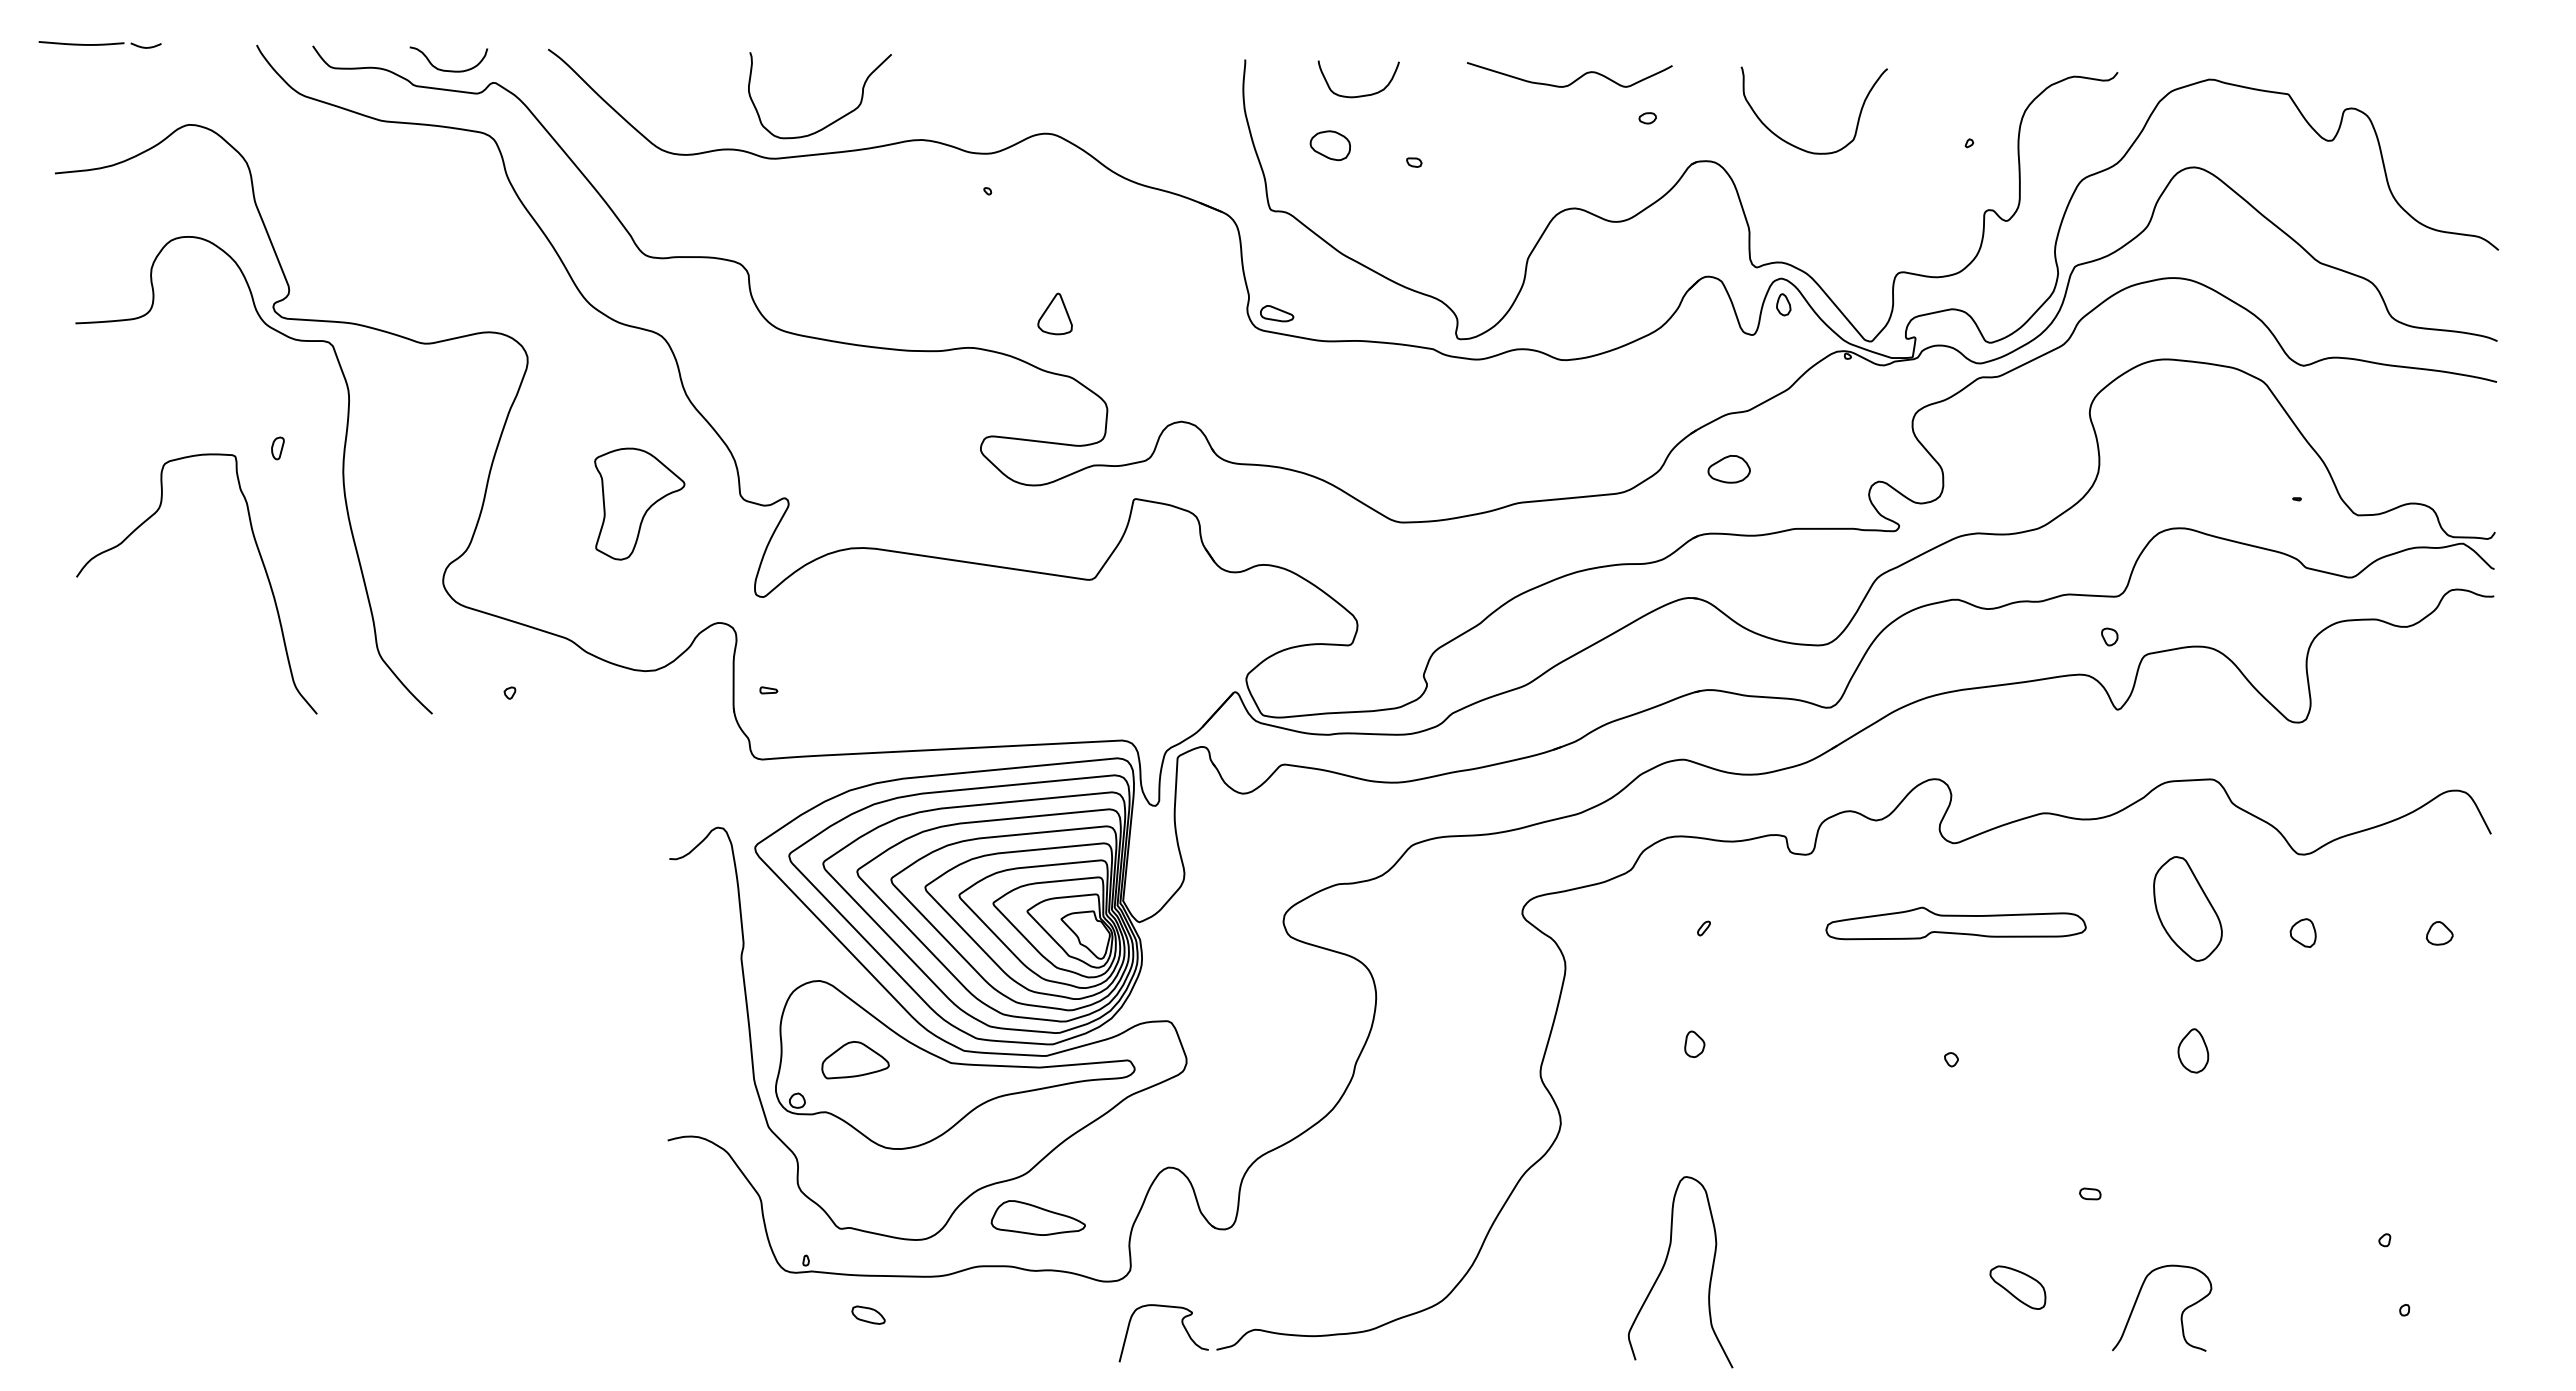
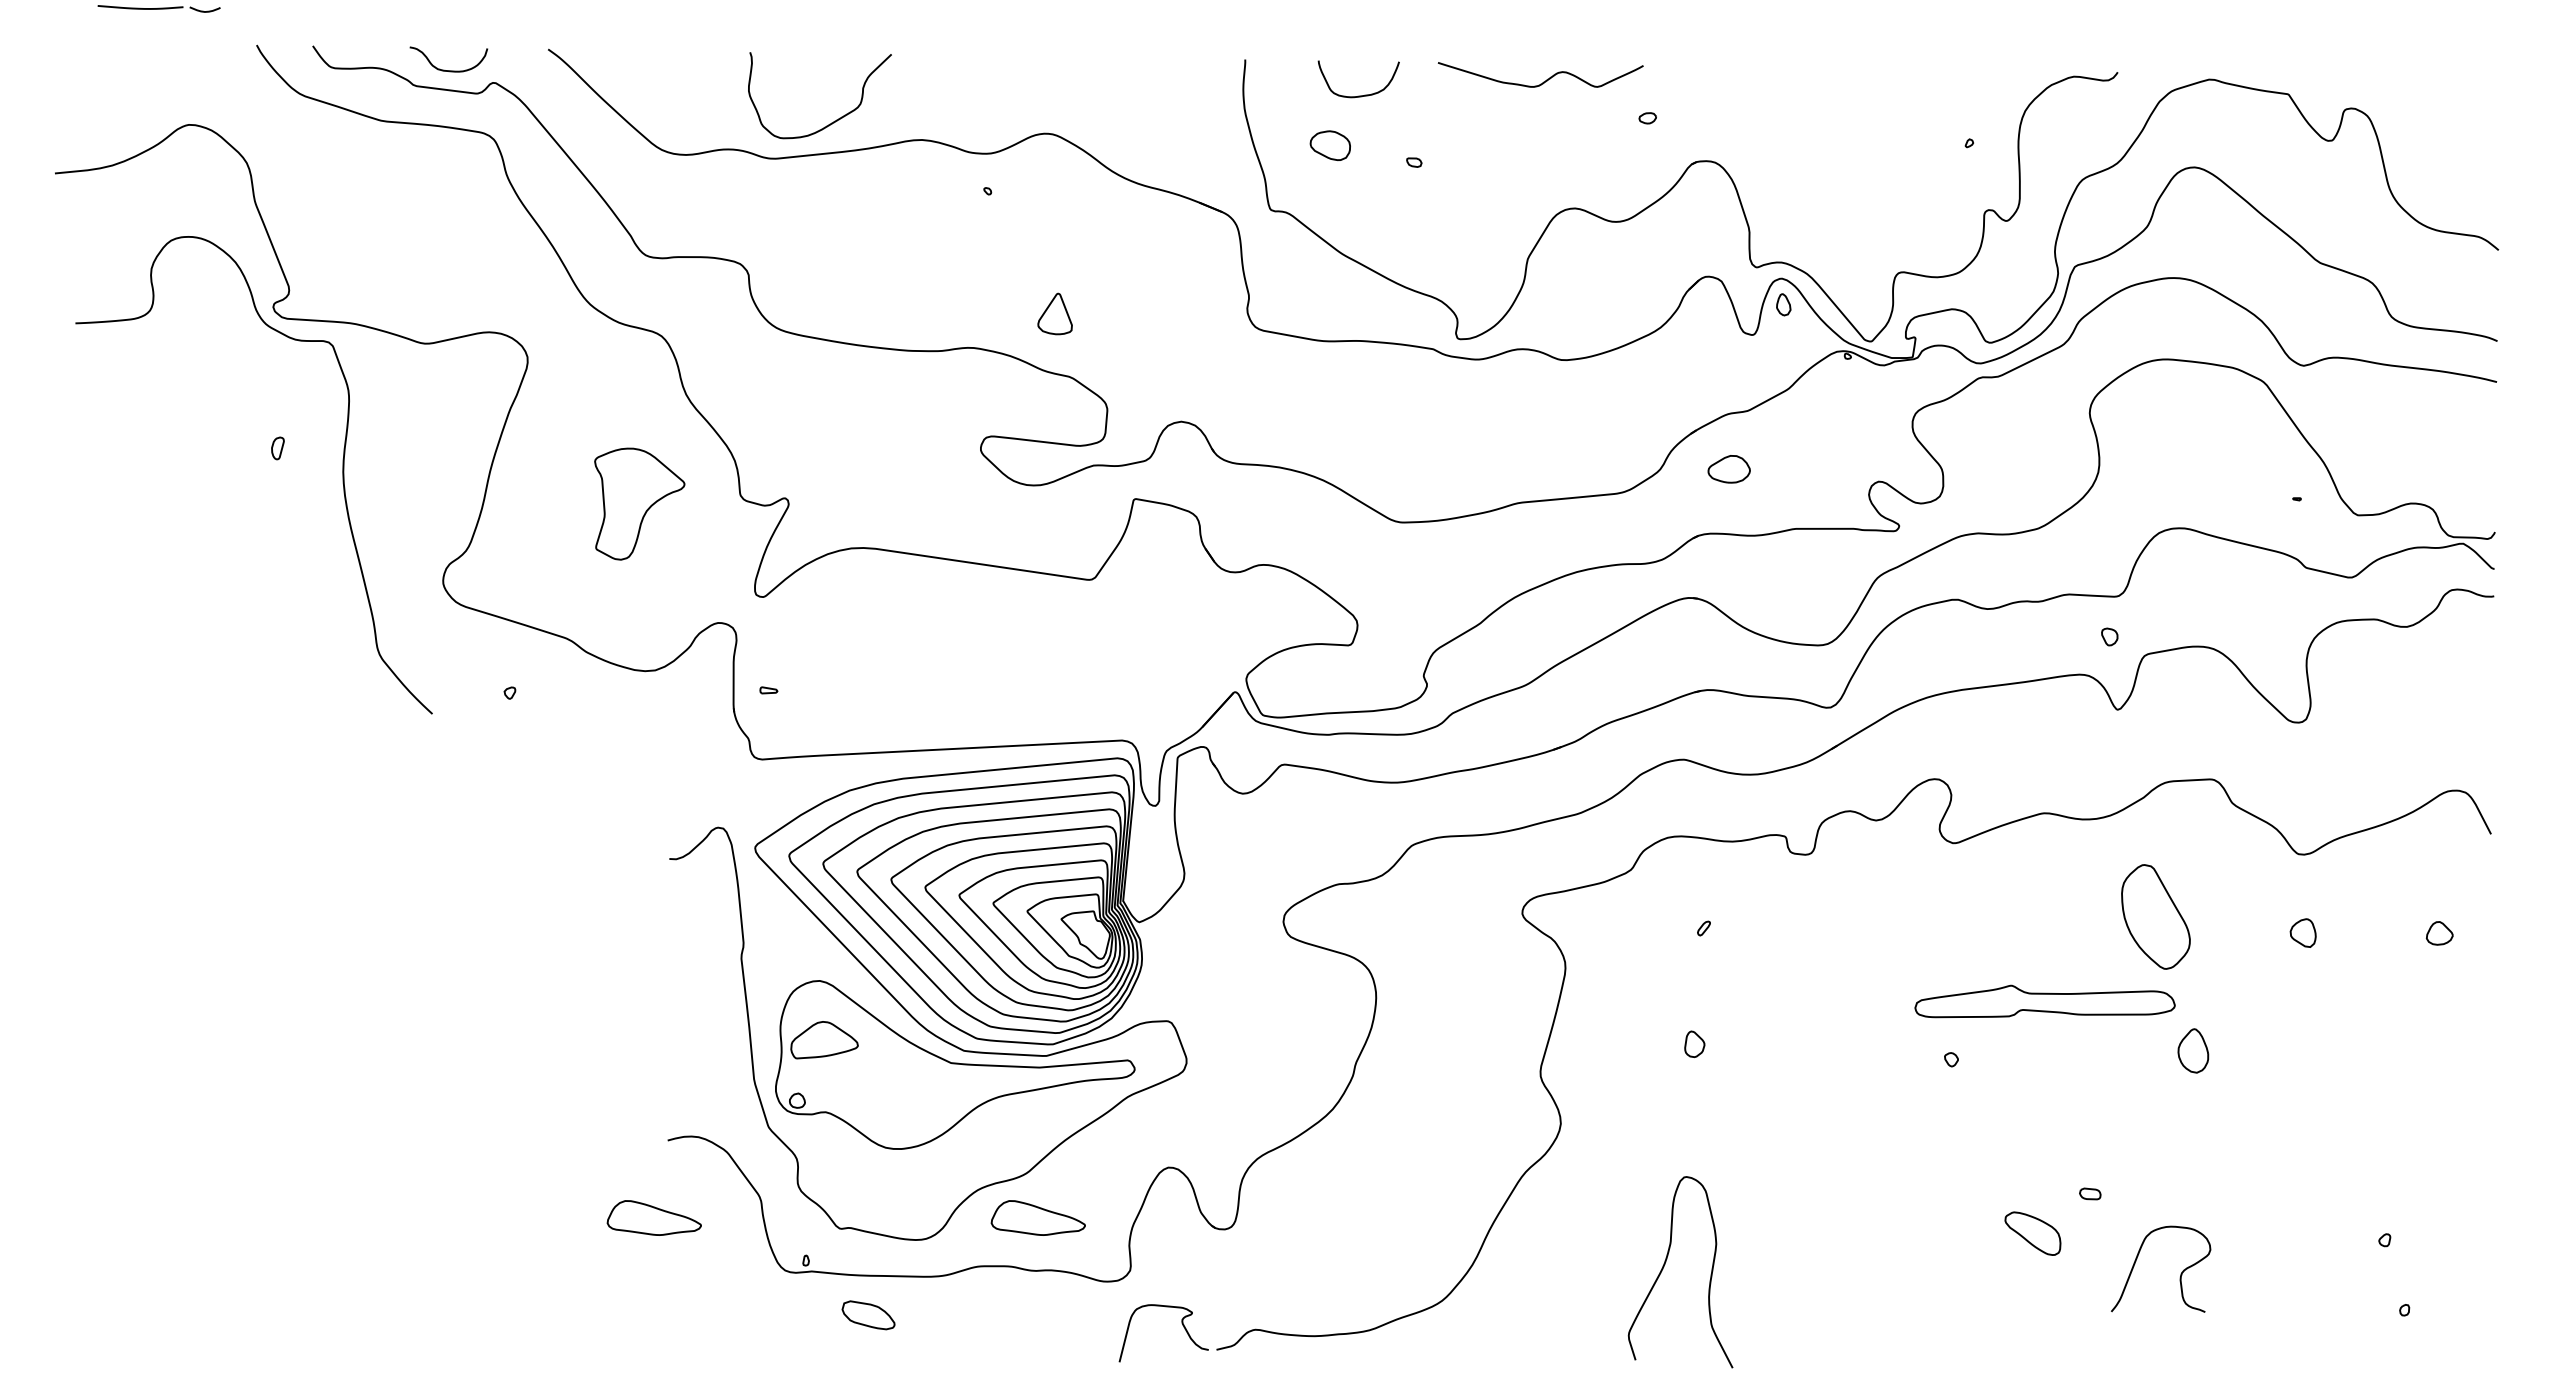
part position: (99, 44) -> (158, 8) (158, 8)
curve position: (1572, 81) -> (1543, 81) (1543, 81)
curve: present -> none (1795, 145)
part: present -> none (1277, 313)
curve: present -> none (259, 556)
part position: (2187, 908) -> (2155, 916) (2155, 916)
part position: (1955, 923) -> (2044, 1001) (2044, 1001)
part position: (855, 1060) -> (824, 1040) (824, 1040)
part: none -> present (653, 1217)
part position: (2017, 1287) -> (2032, 1233) (2032, 1233)
curve position: (2181, 1312) -> (2180, 1273) (2180, 1273)
part size: 35x20 px -> 55x31 px (868, 1315)
